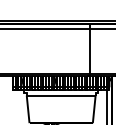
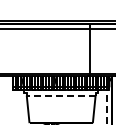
line: solid -> dashed (60, 95)
line: solid -> dashed (106, 106)
